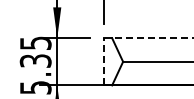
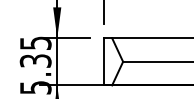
line: dashed -> solid (152, 38)
line: dashed -> solid (103, 61)
